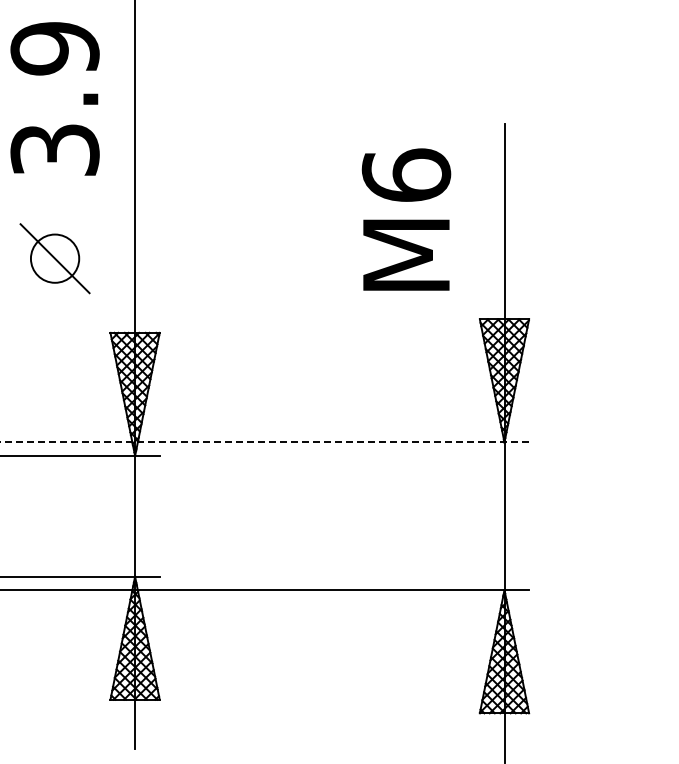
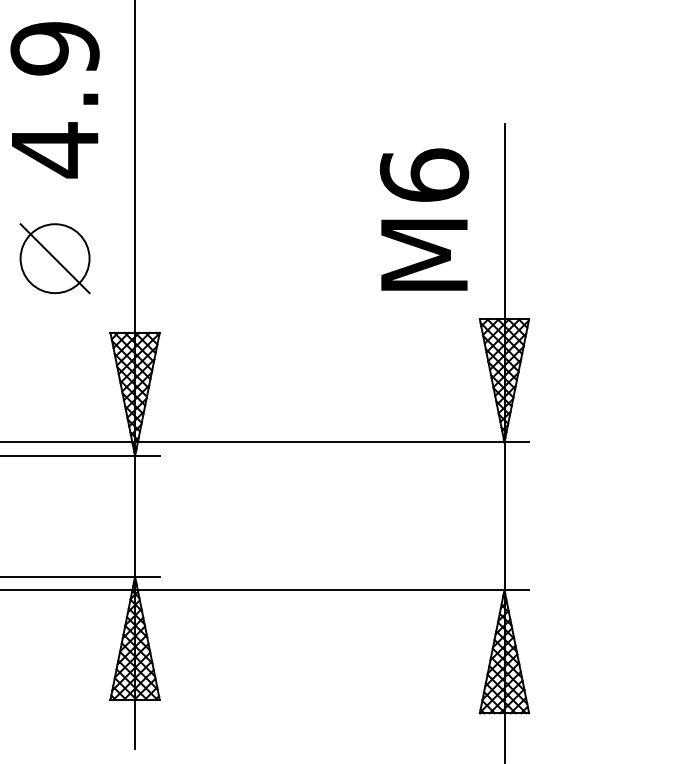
text: 3.9 -> 4.9 (54, 150)
text position: (406, 219) -> (424, 219) (424, 219)
circle diameter: 48 px -> 69 px (54, 258)
line: dashed -> solid (264, 442)
